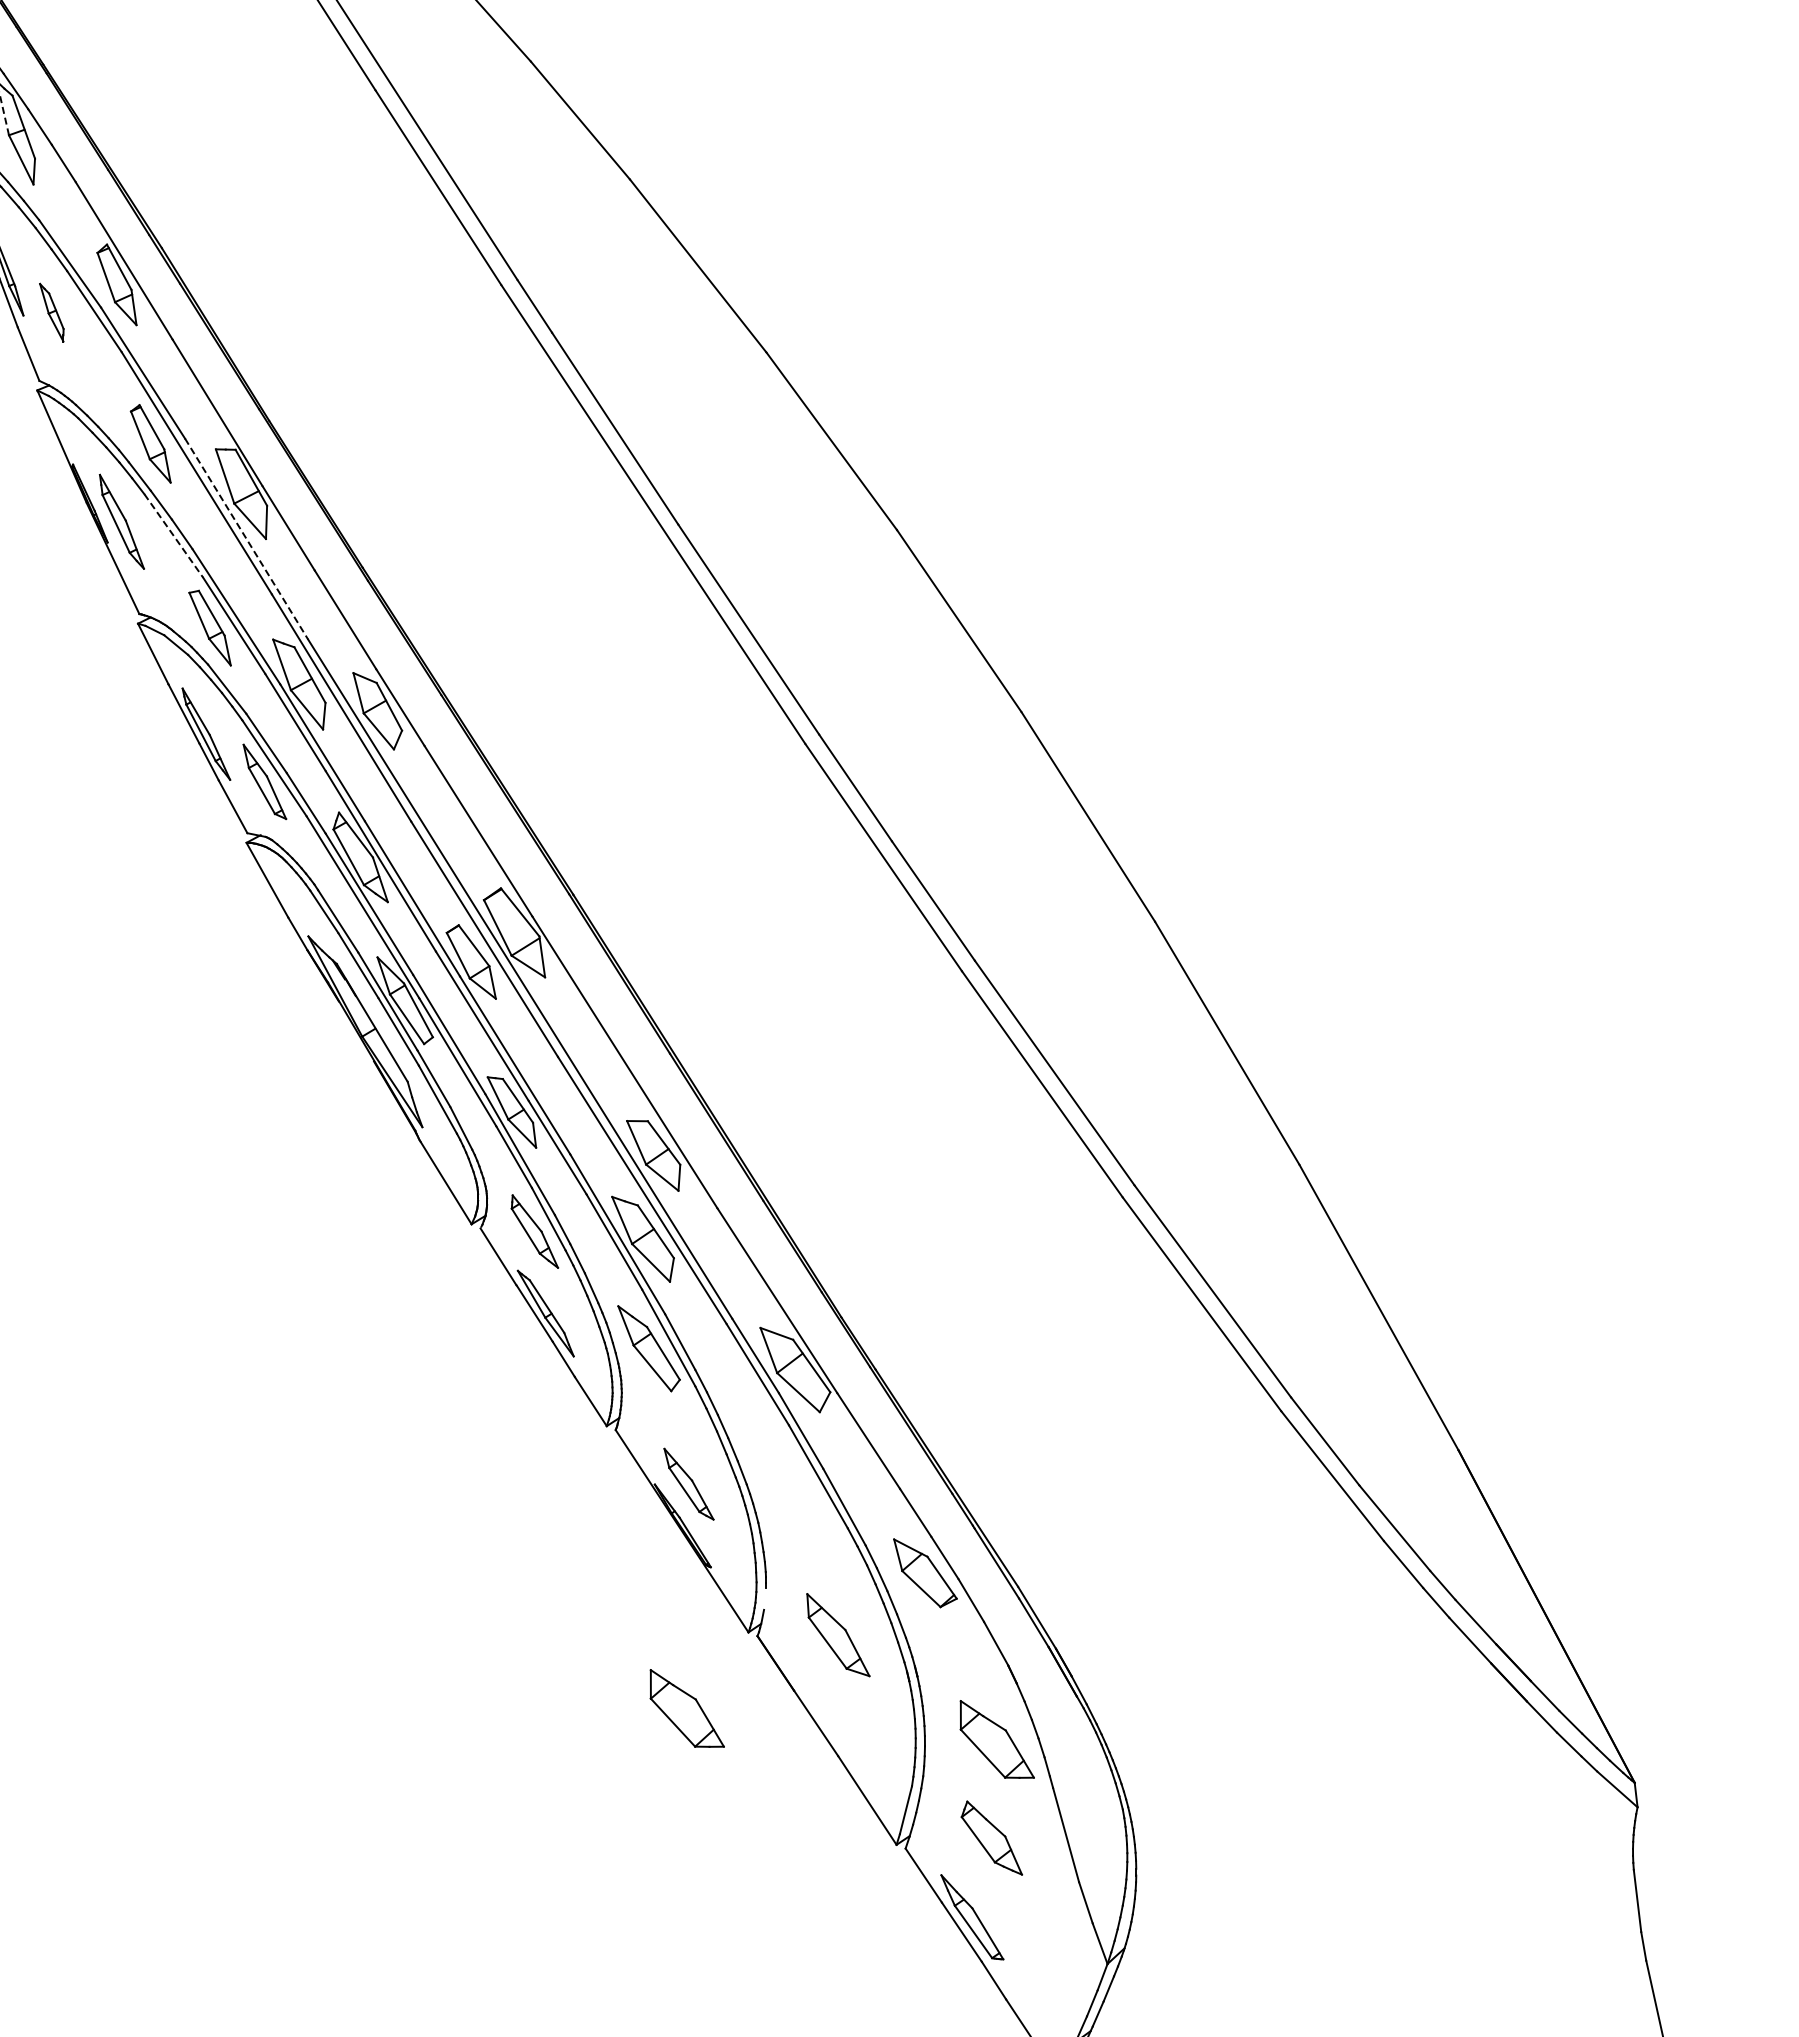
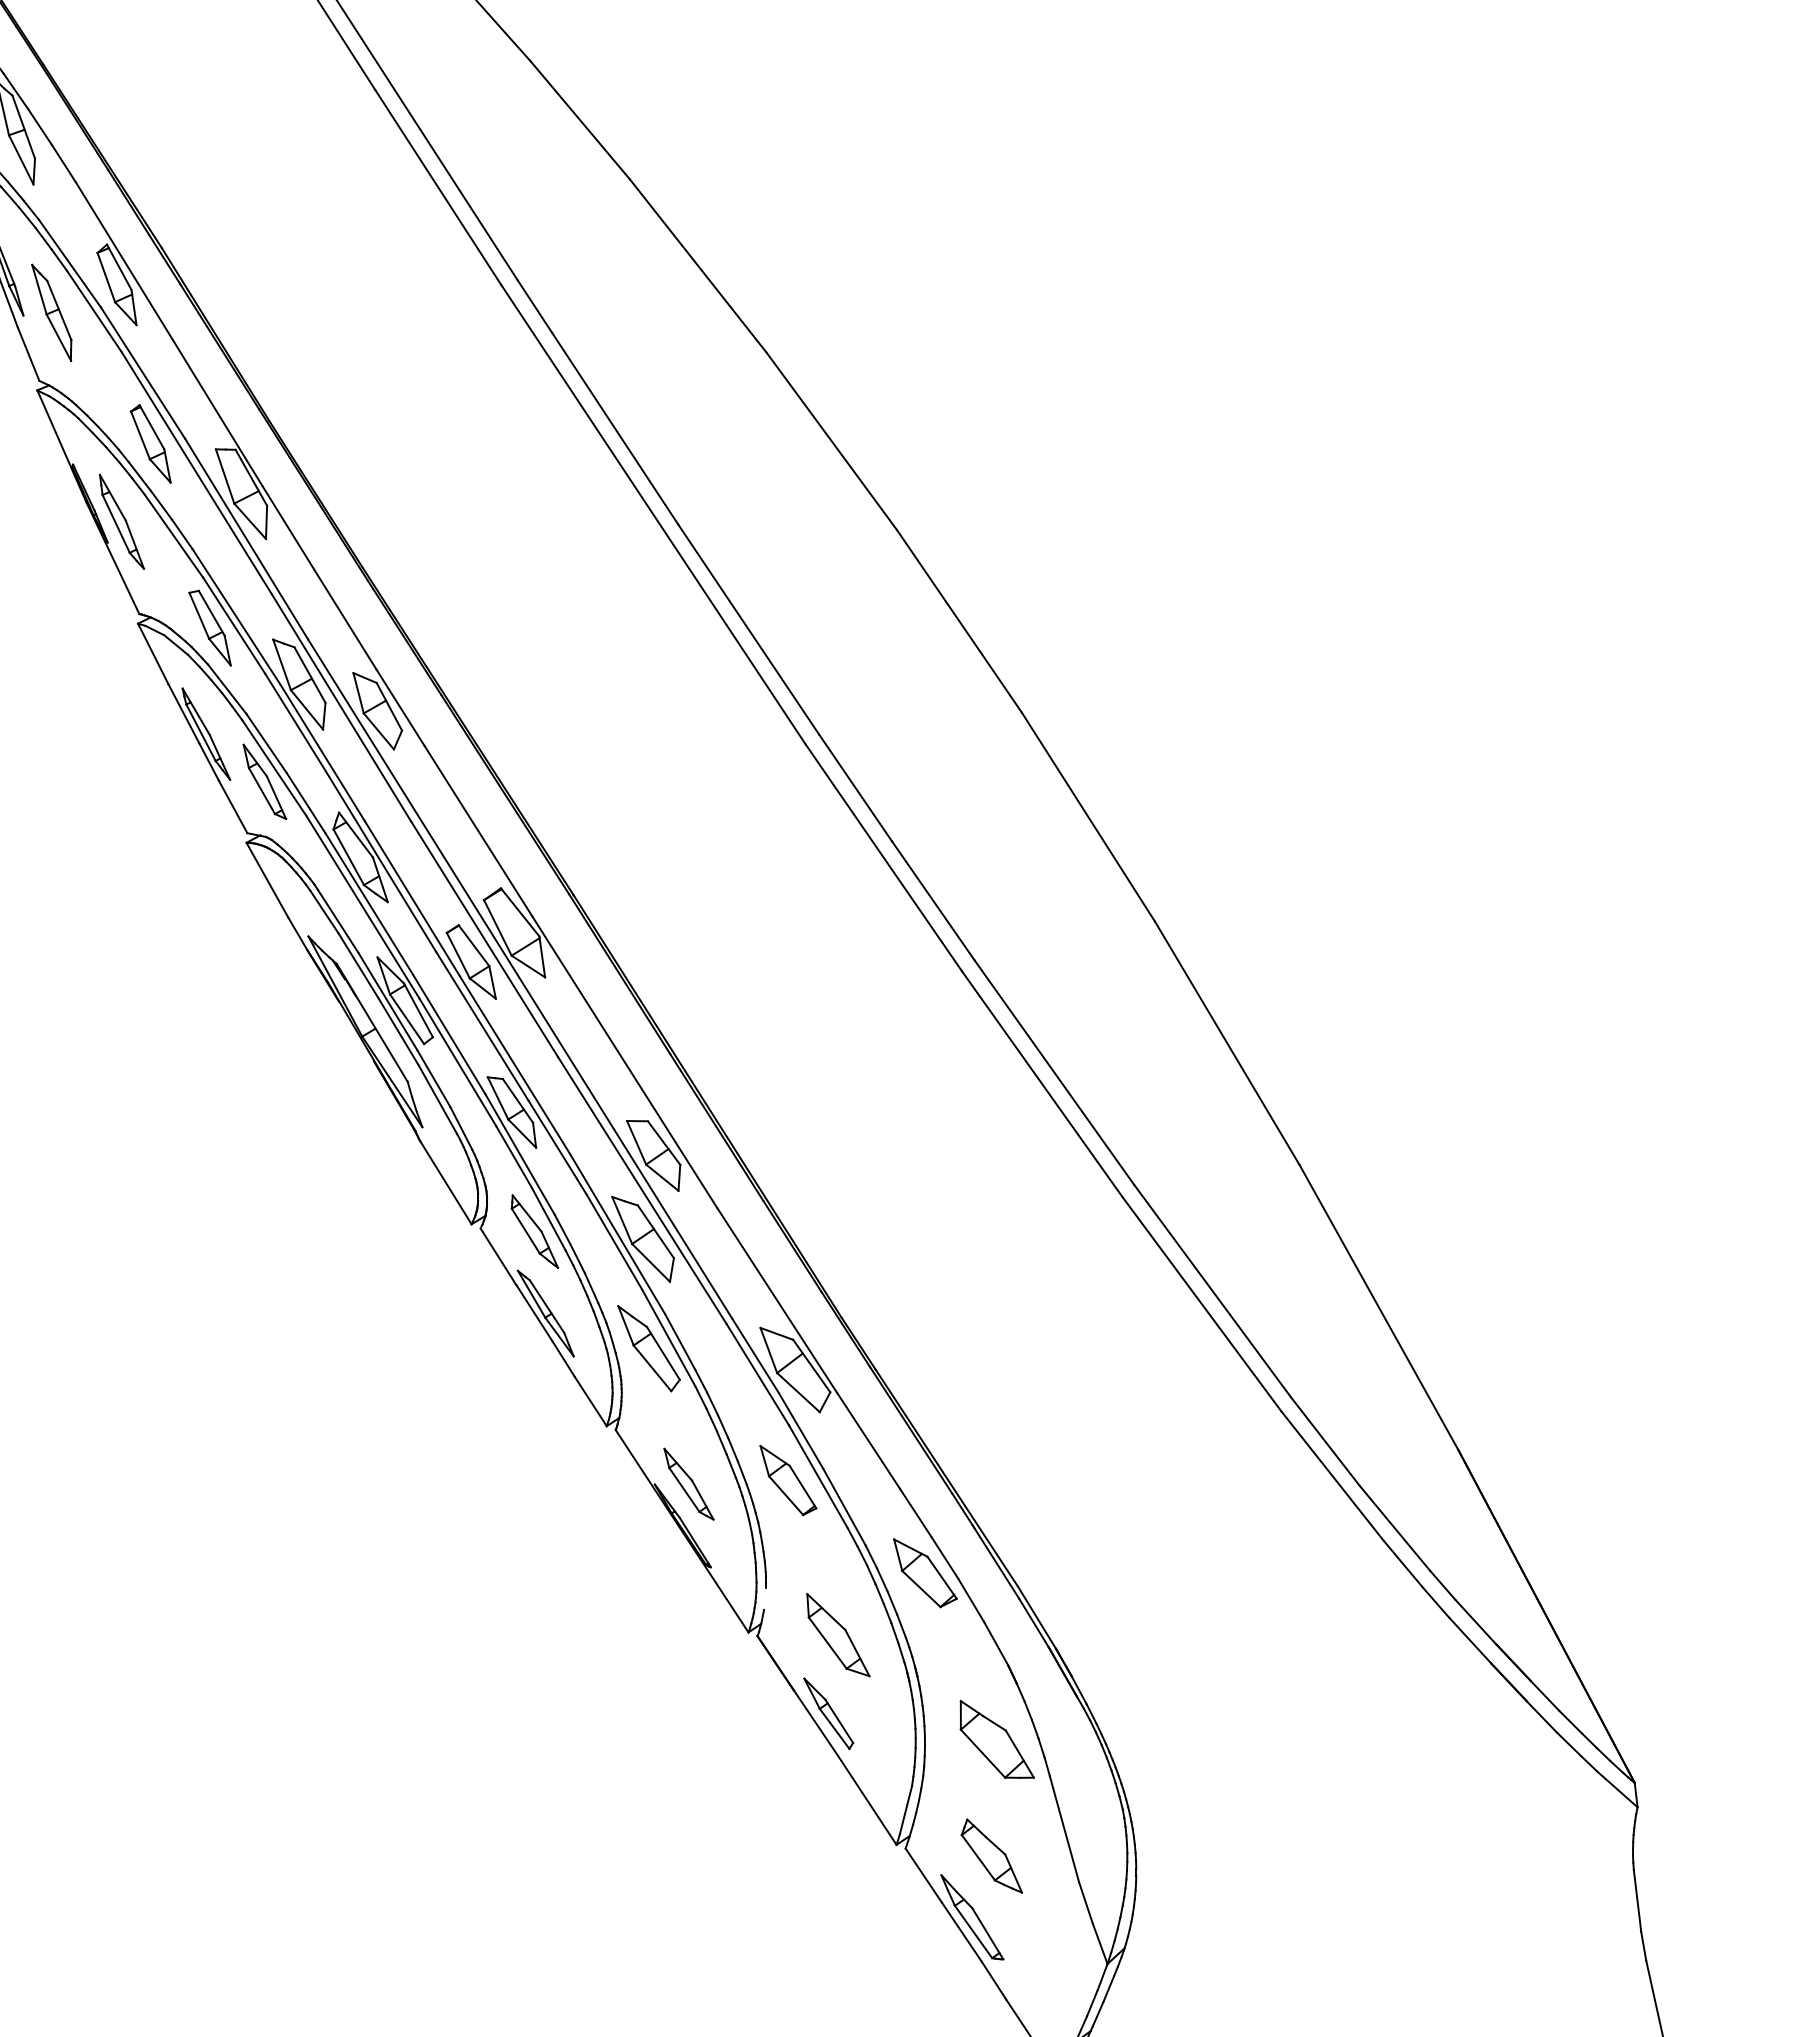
line: dashed -> solid (4, 115)
part size: 26x61 px -> 42x99 px (51, 312)
line: dashed -> solid (174, 536)
line: dashed -> solid (246, 539)
part: none -> present (788, 1480)
part: present -> none (686, 1708)
part: none -> present (828, 1713)
part position: (991, 1837) -> (991, 1855) (991, 1855)
